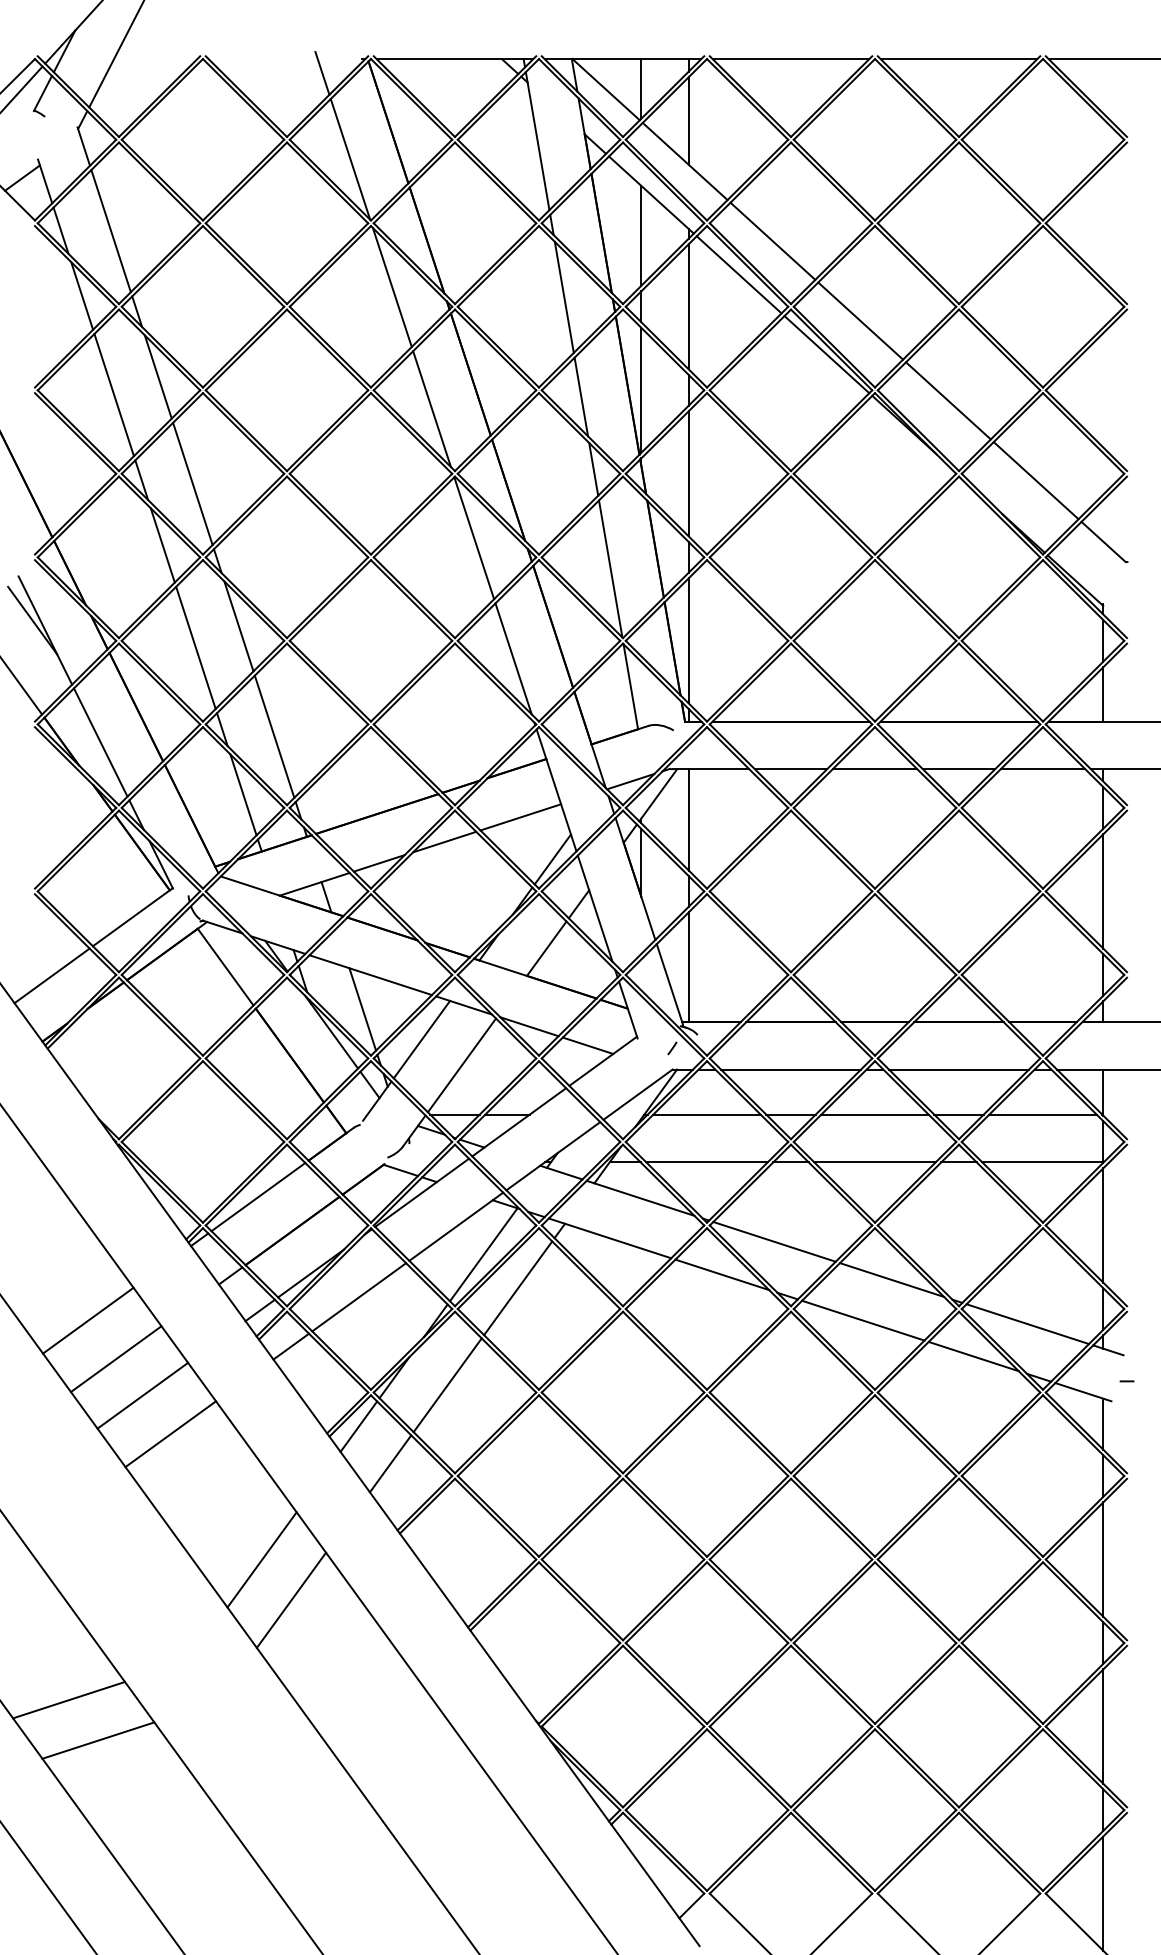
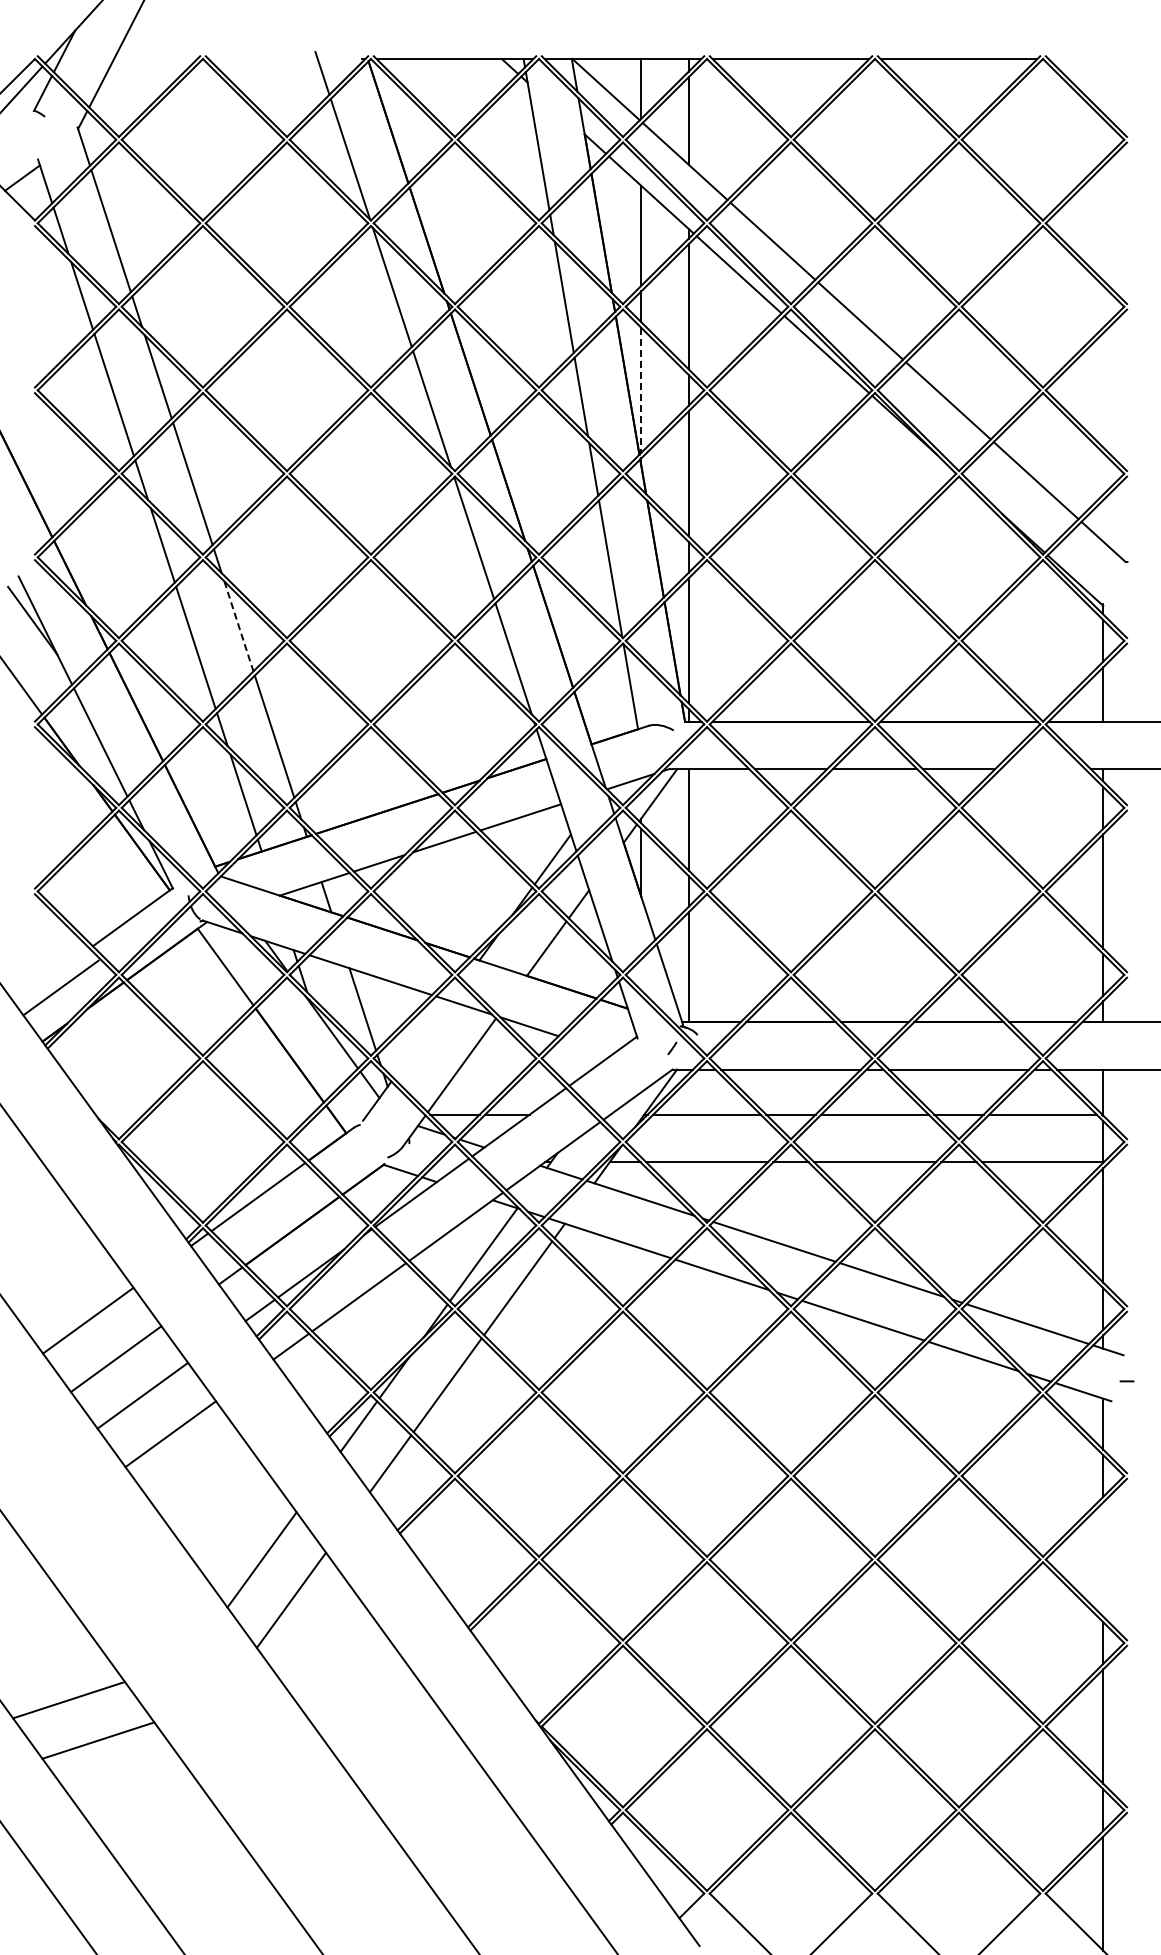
line: present -> none (1102, 58)
line: solid -> dashed (641, 390)
line: solid -> dashed (239, 626)
line: present -> none (1042, 769)
line position: (51, 975) -> (60, 987) (60, 987)
line: present -> none (421, 1039)
line: present -> none (587, 1045)
line: present -> none (1103, 1559)
